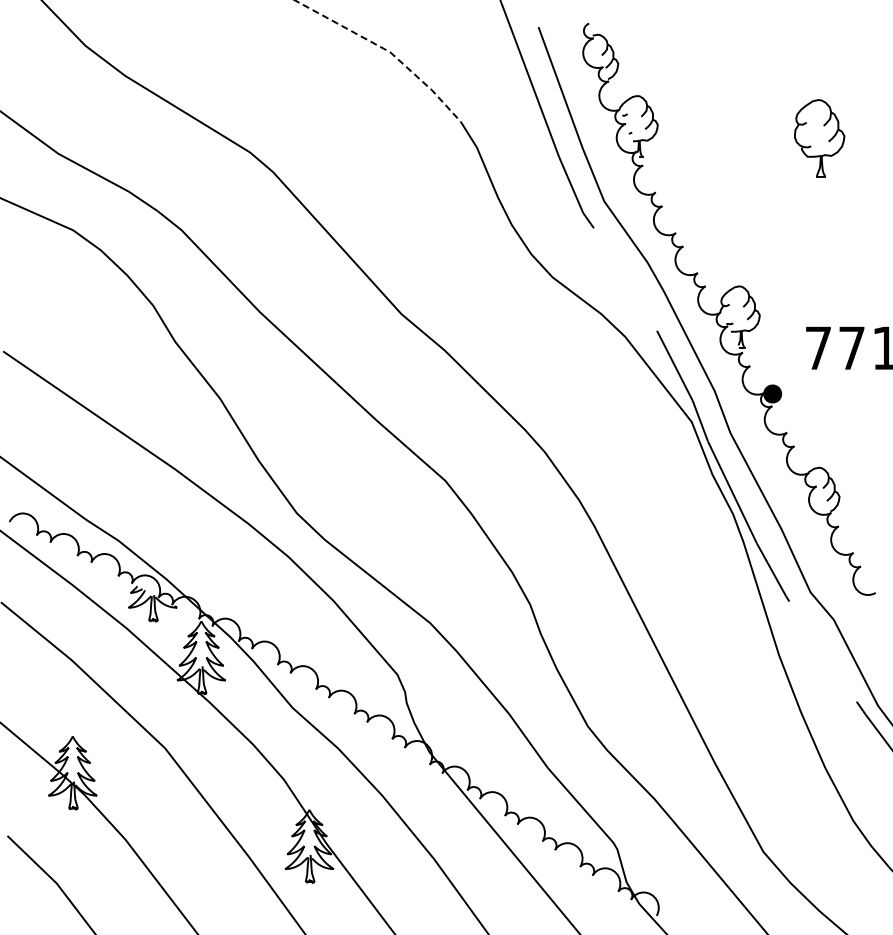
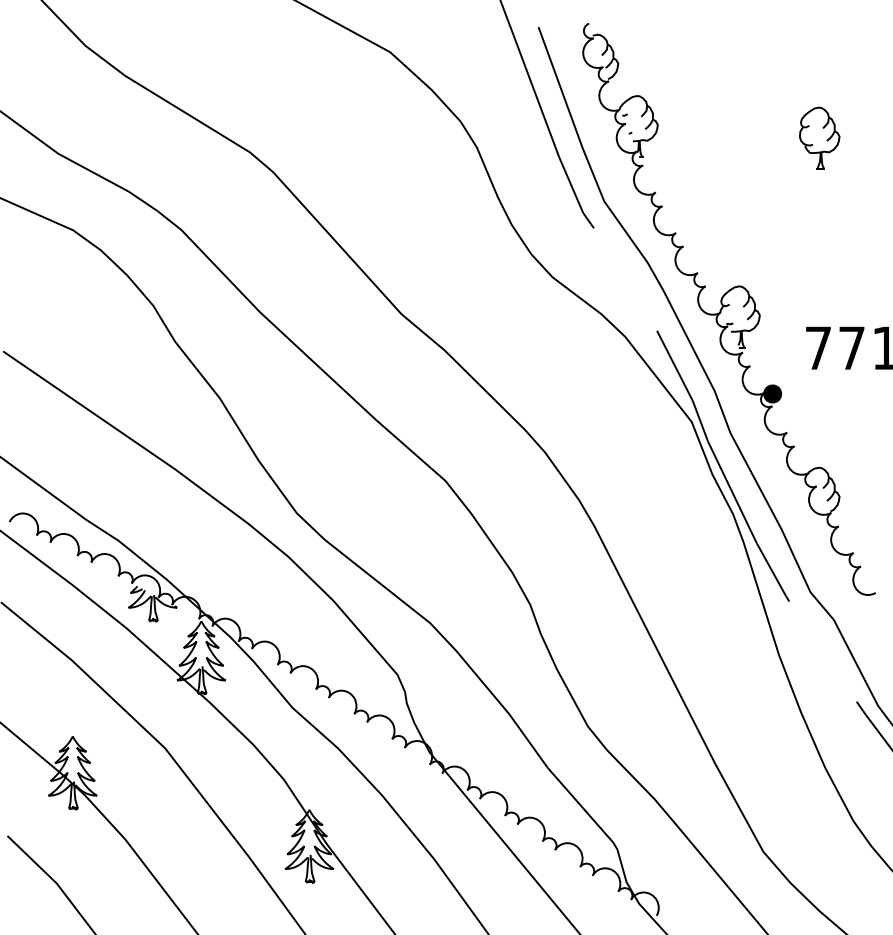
line: dashed -> solid (387, 50)
part size: 52x79 px -> 42x64 px (819, 137)
